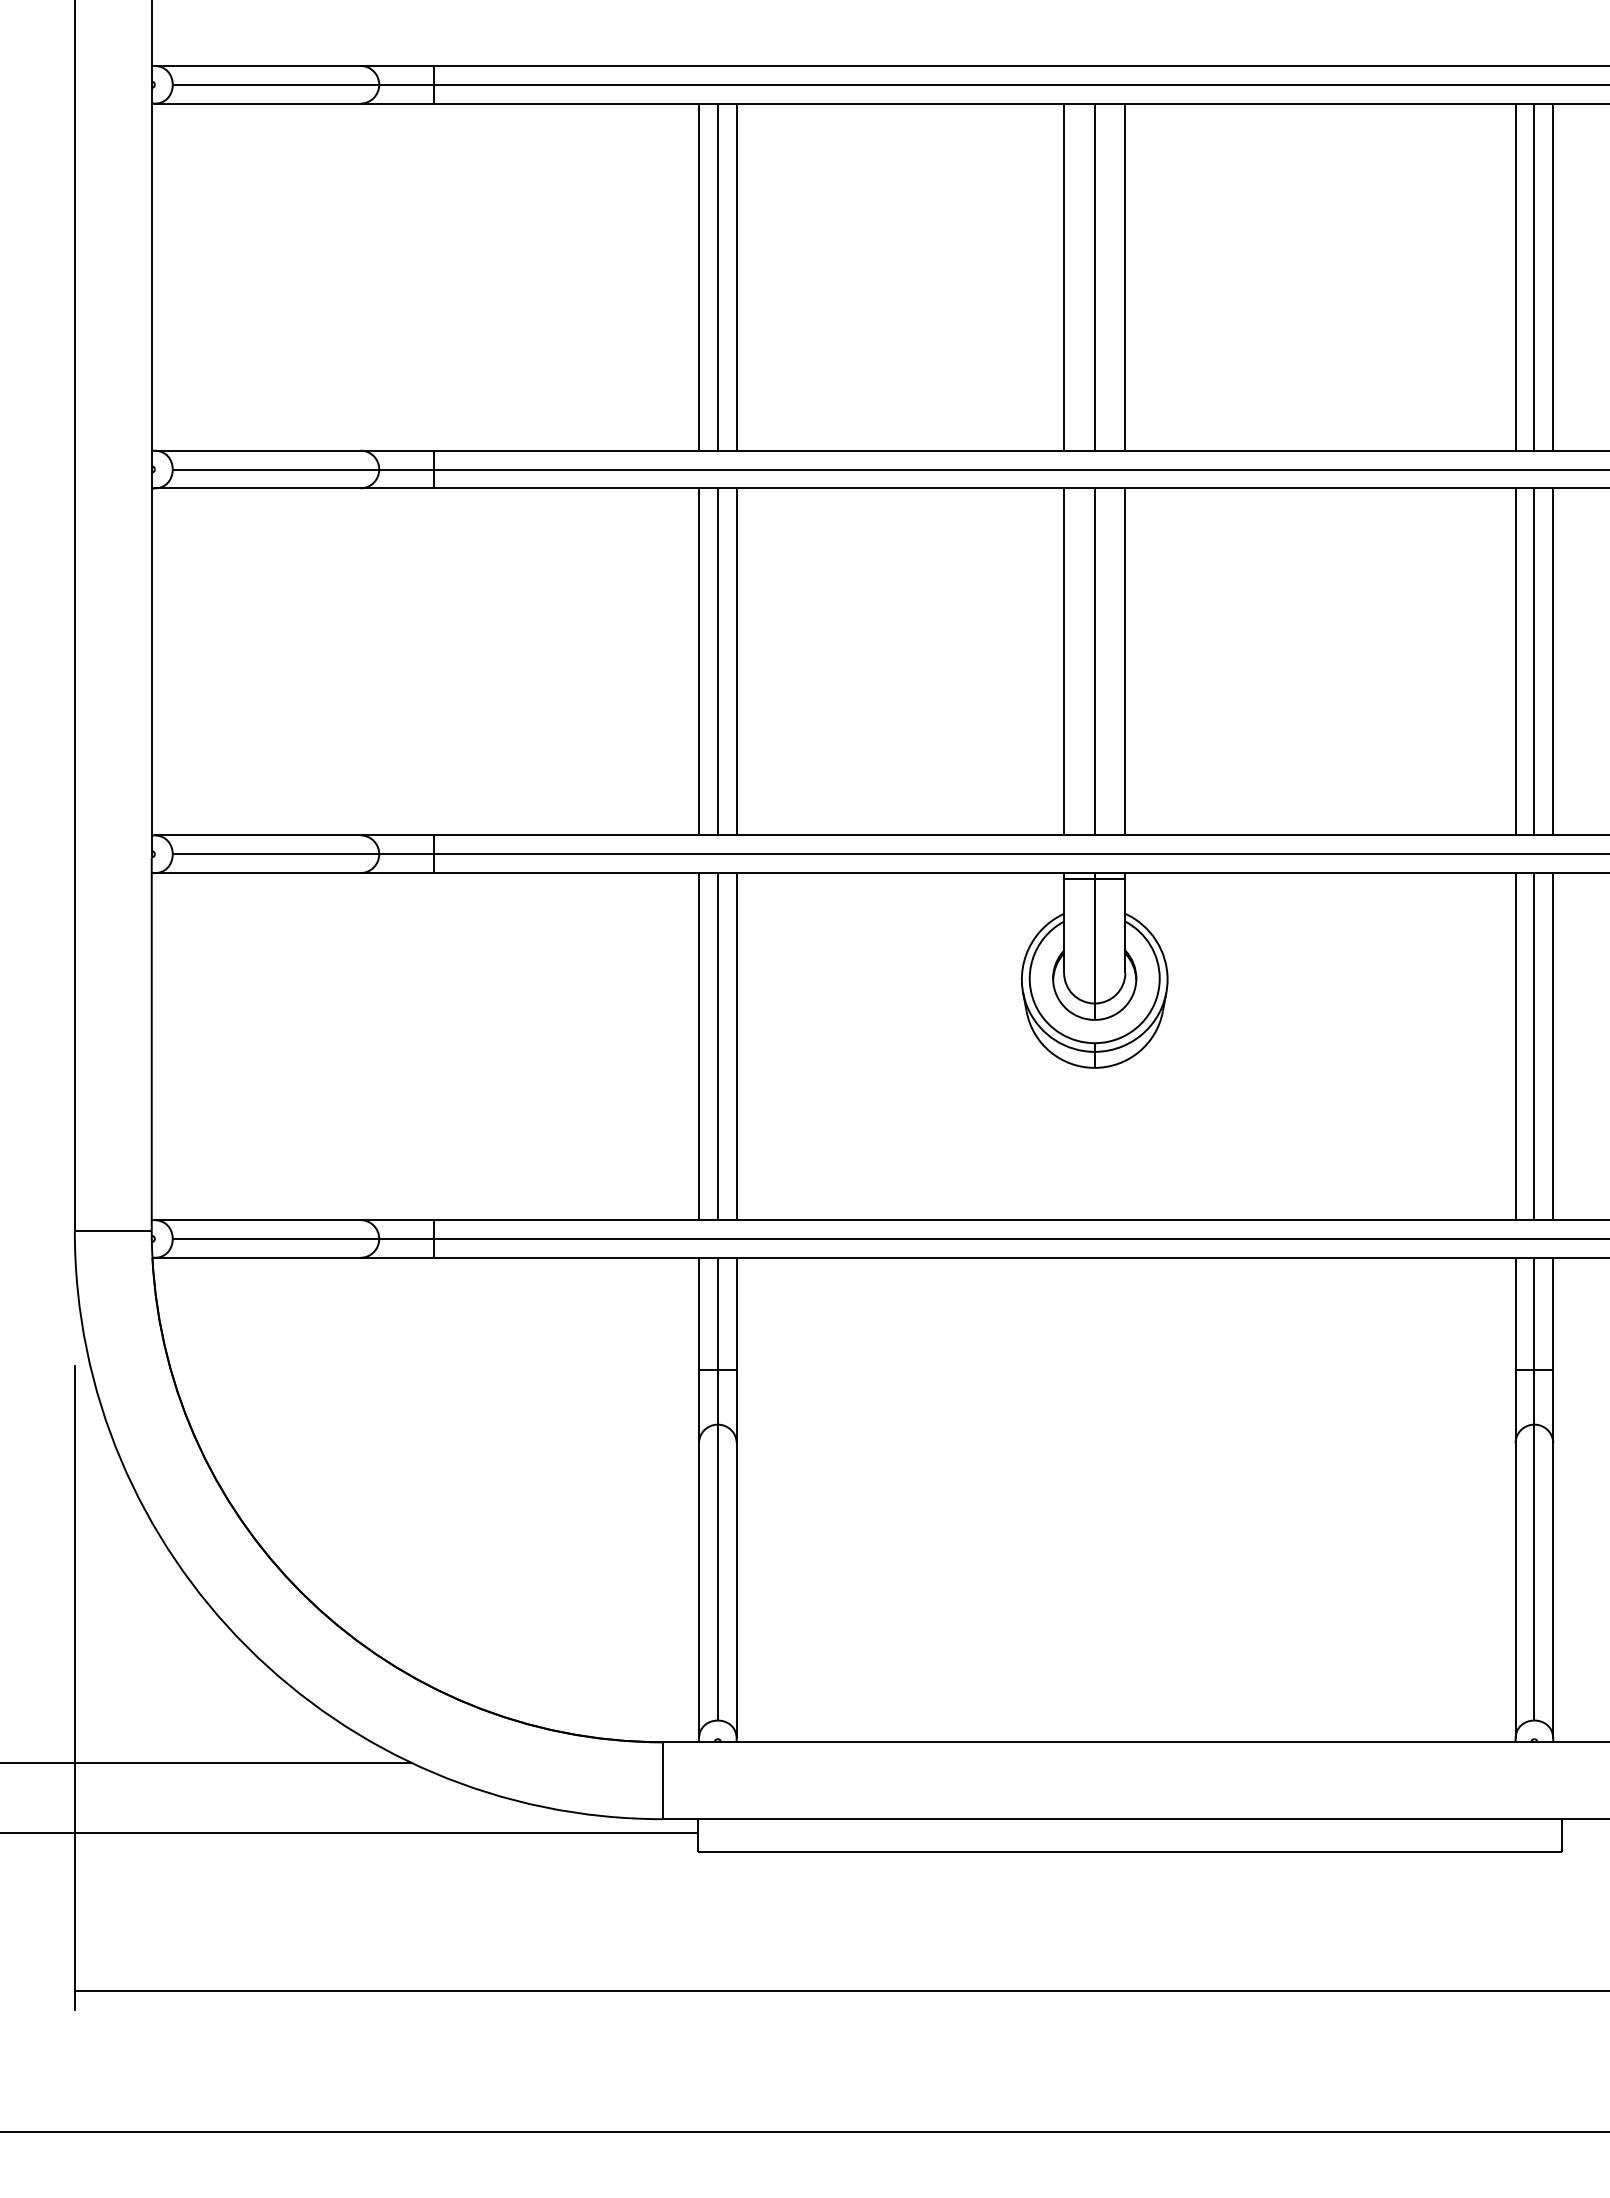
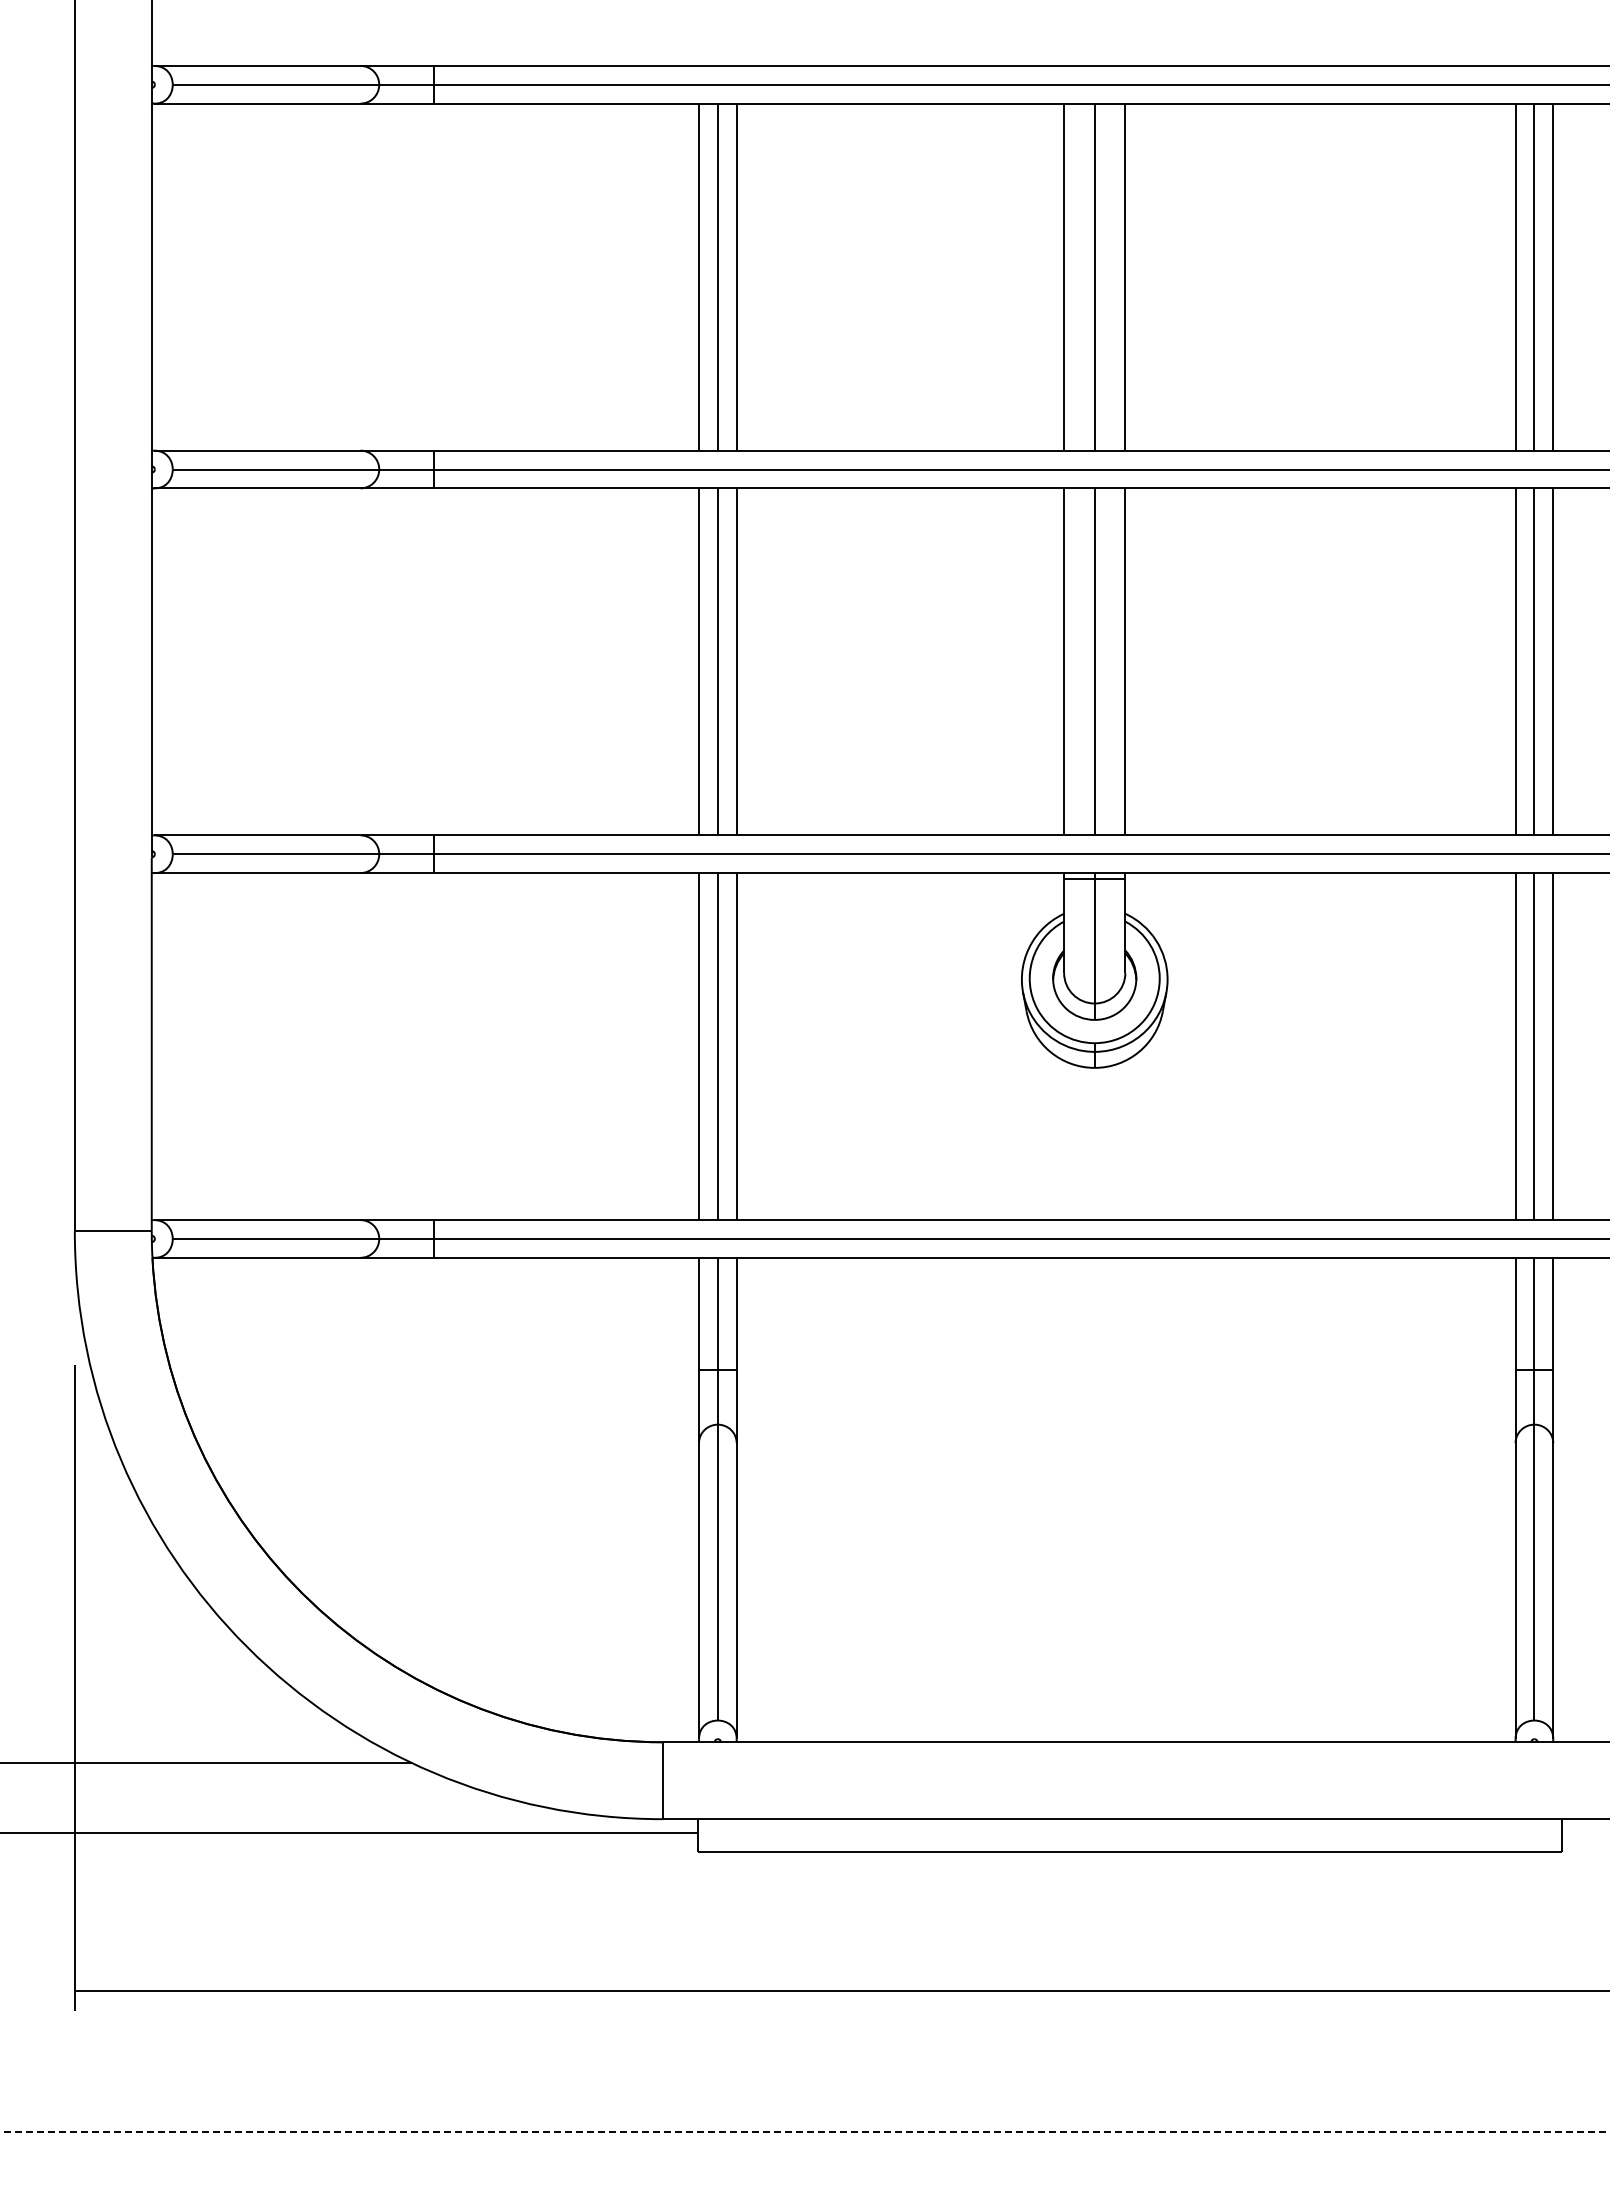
line: solid -> dashed (804, 2132)
